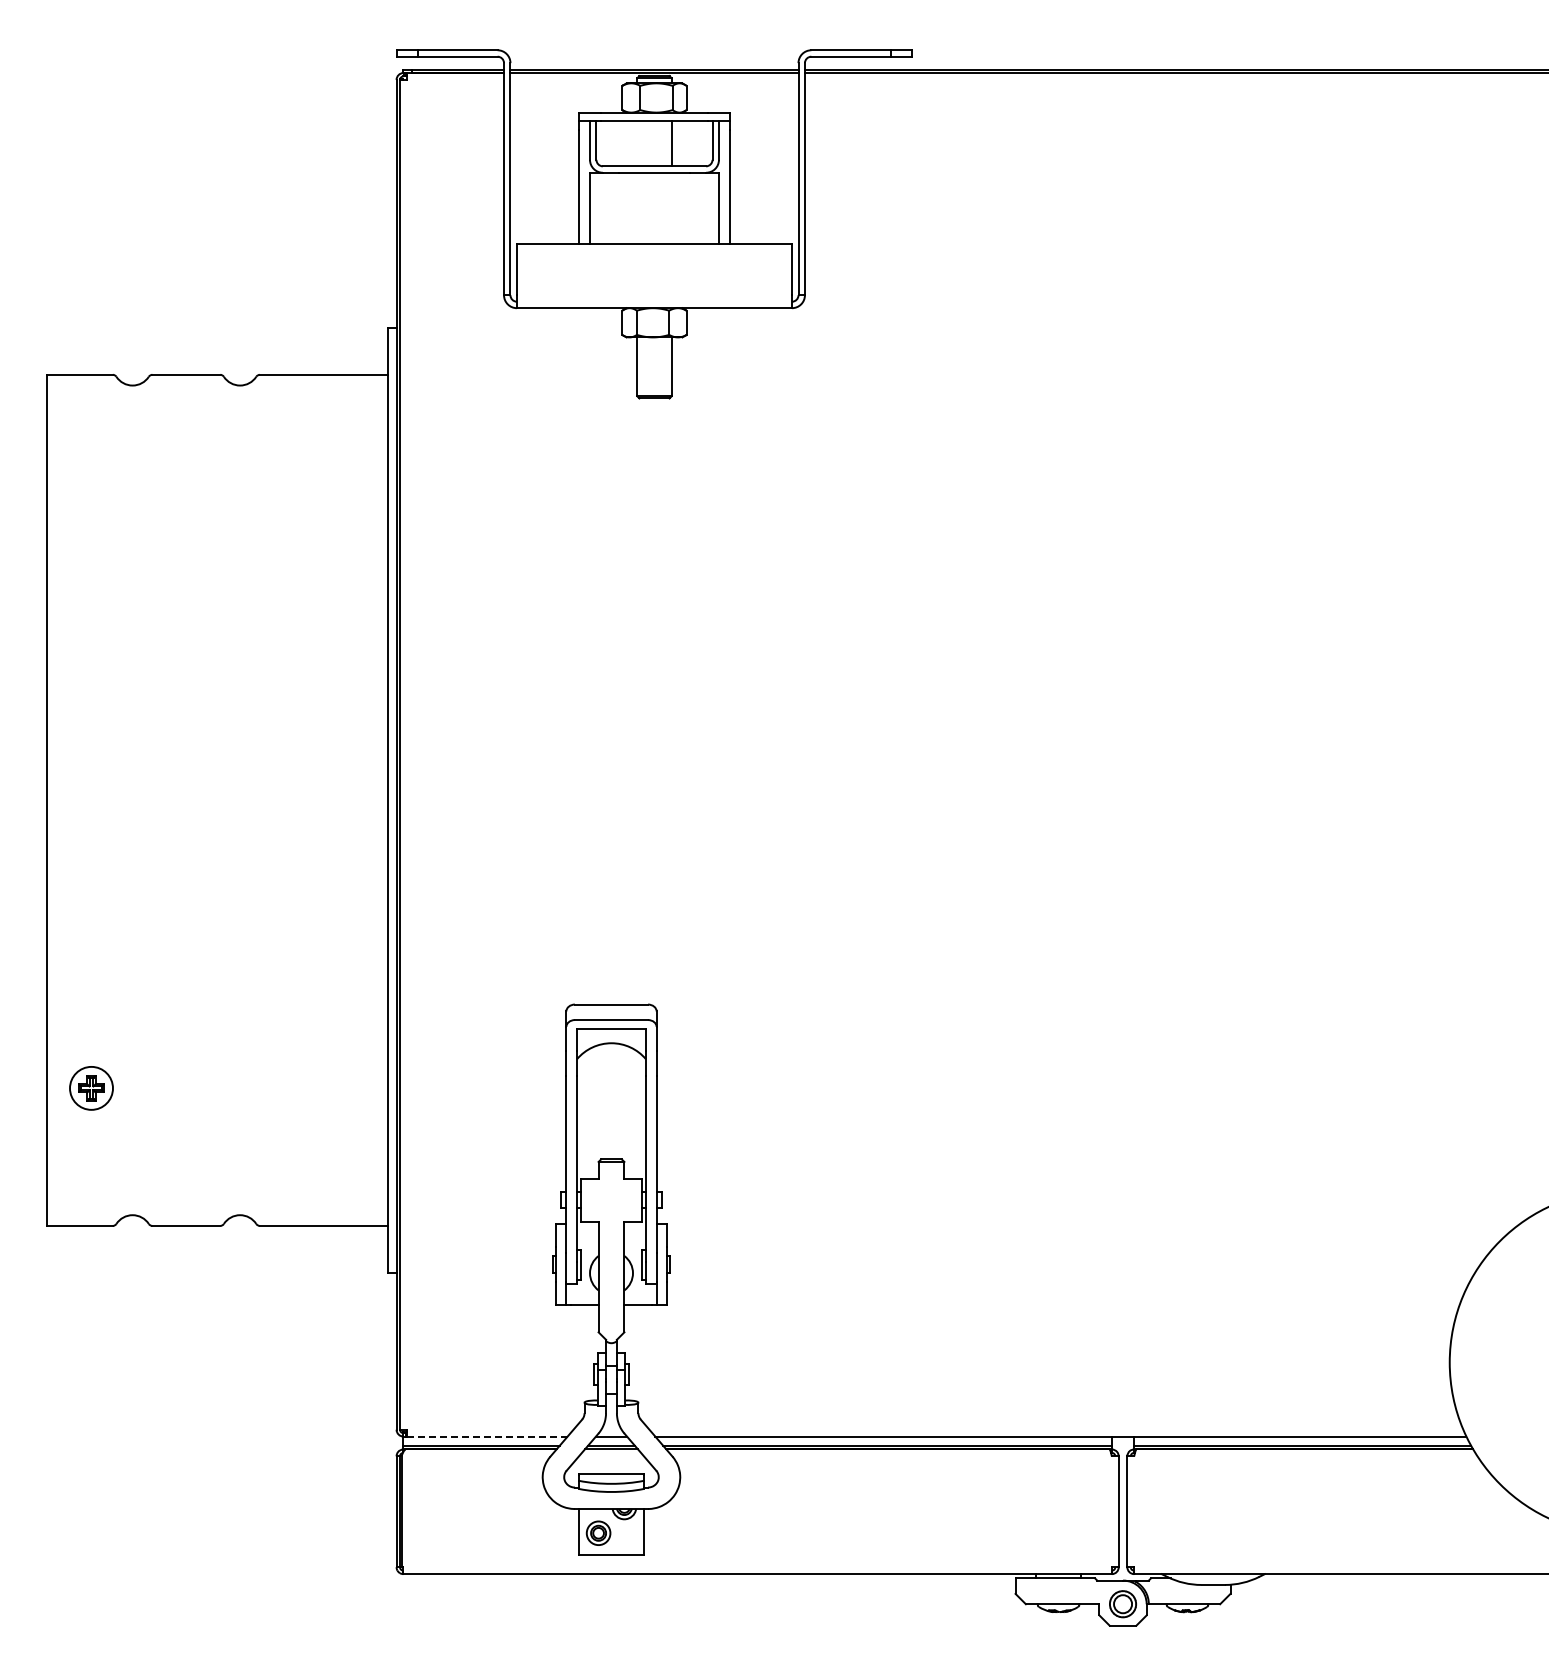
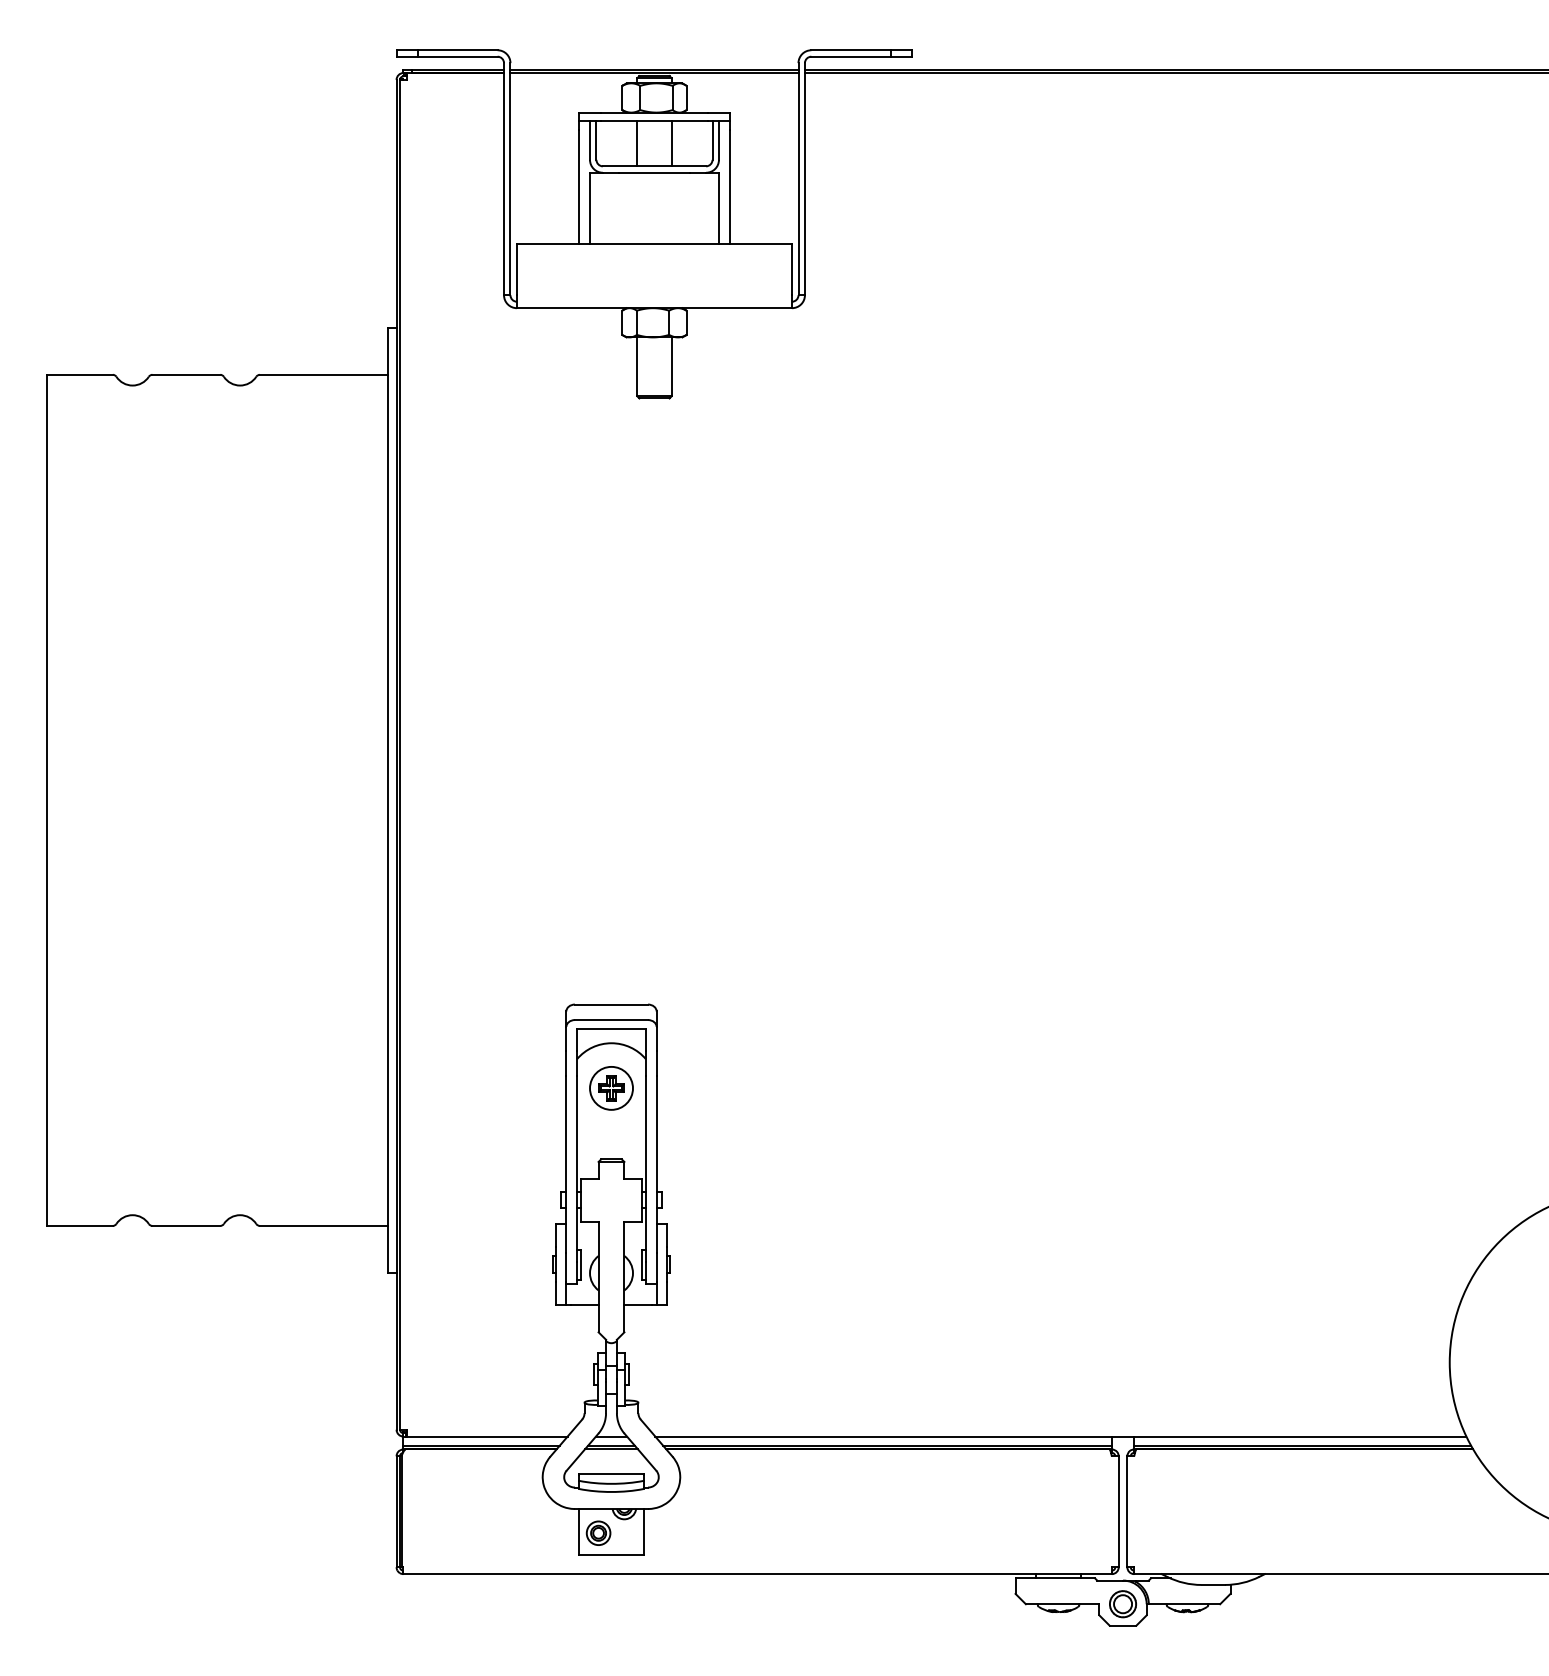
line: none -> present (637, 143)
part position: (91, 1088) -> (611, 1088) (611, 1088)
line: dashed -> solid (486, 1436)
